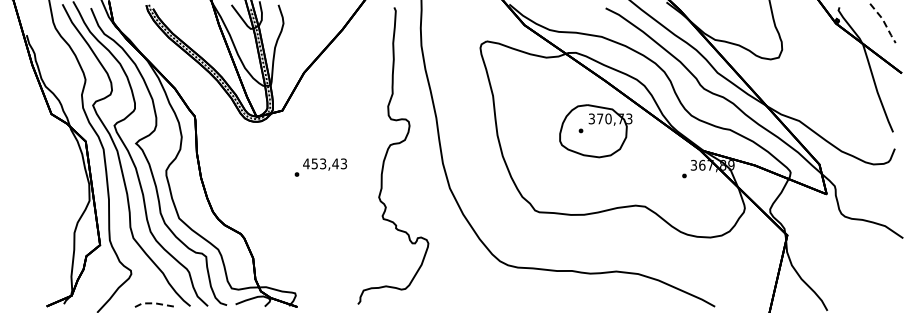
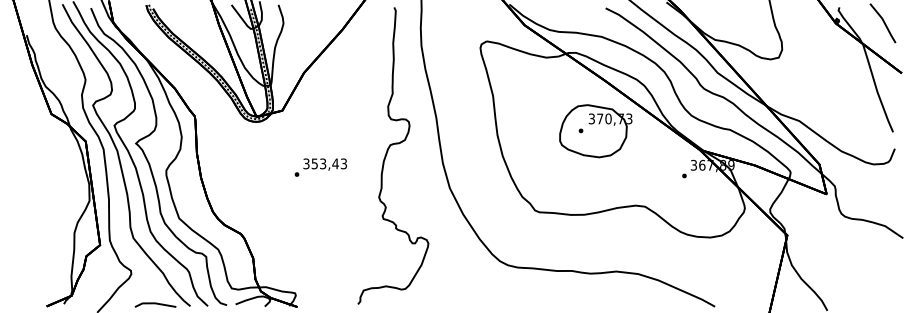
line: dashed -> solid (884, 22)
text: 453,43 -> 353,43 (306, 163)
line: dashed -> solid (155, 303)
